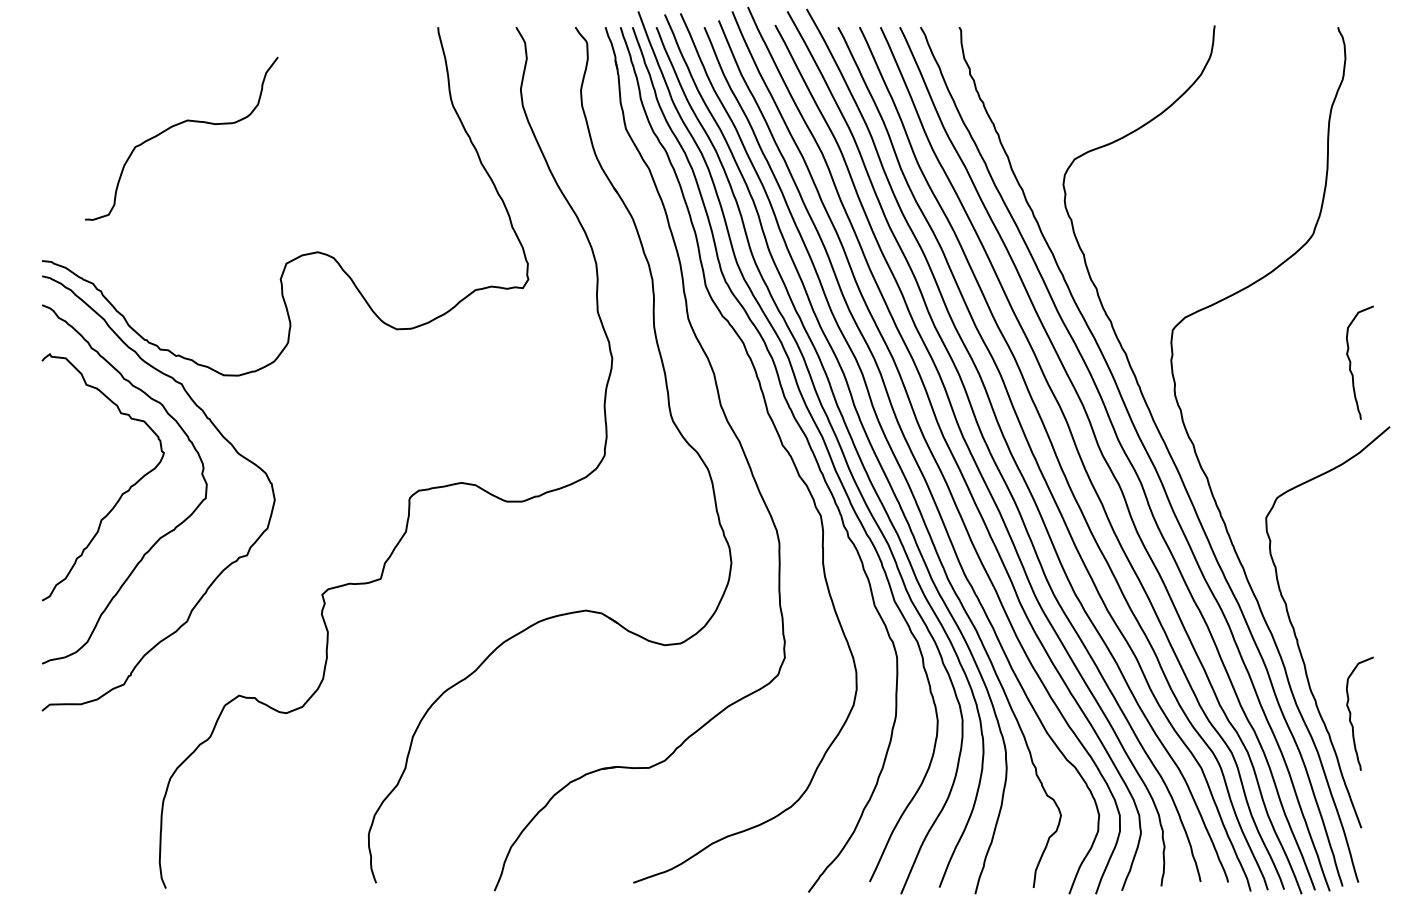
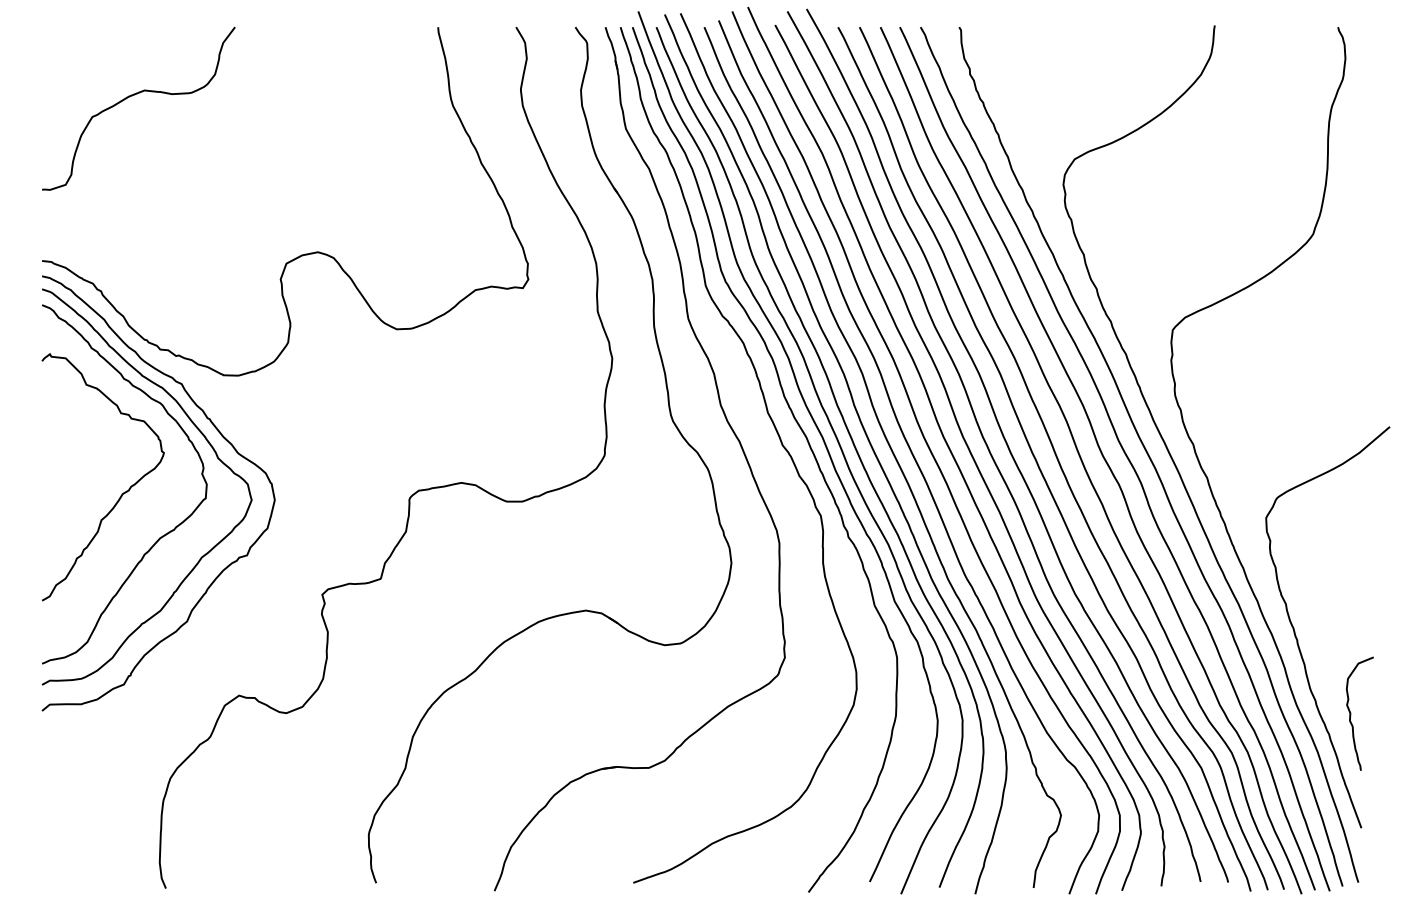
curve position: (175, 126) -> (132, 96) (132, 96)
curve: present -> none (1351, 362)
curve: none -> present (209, 445)
